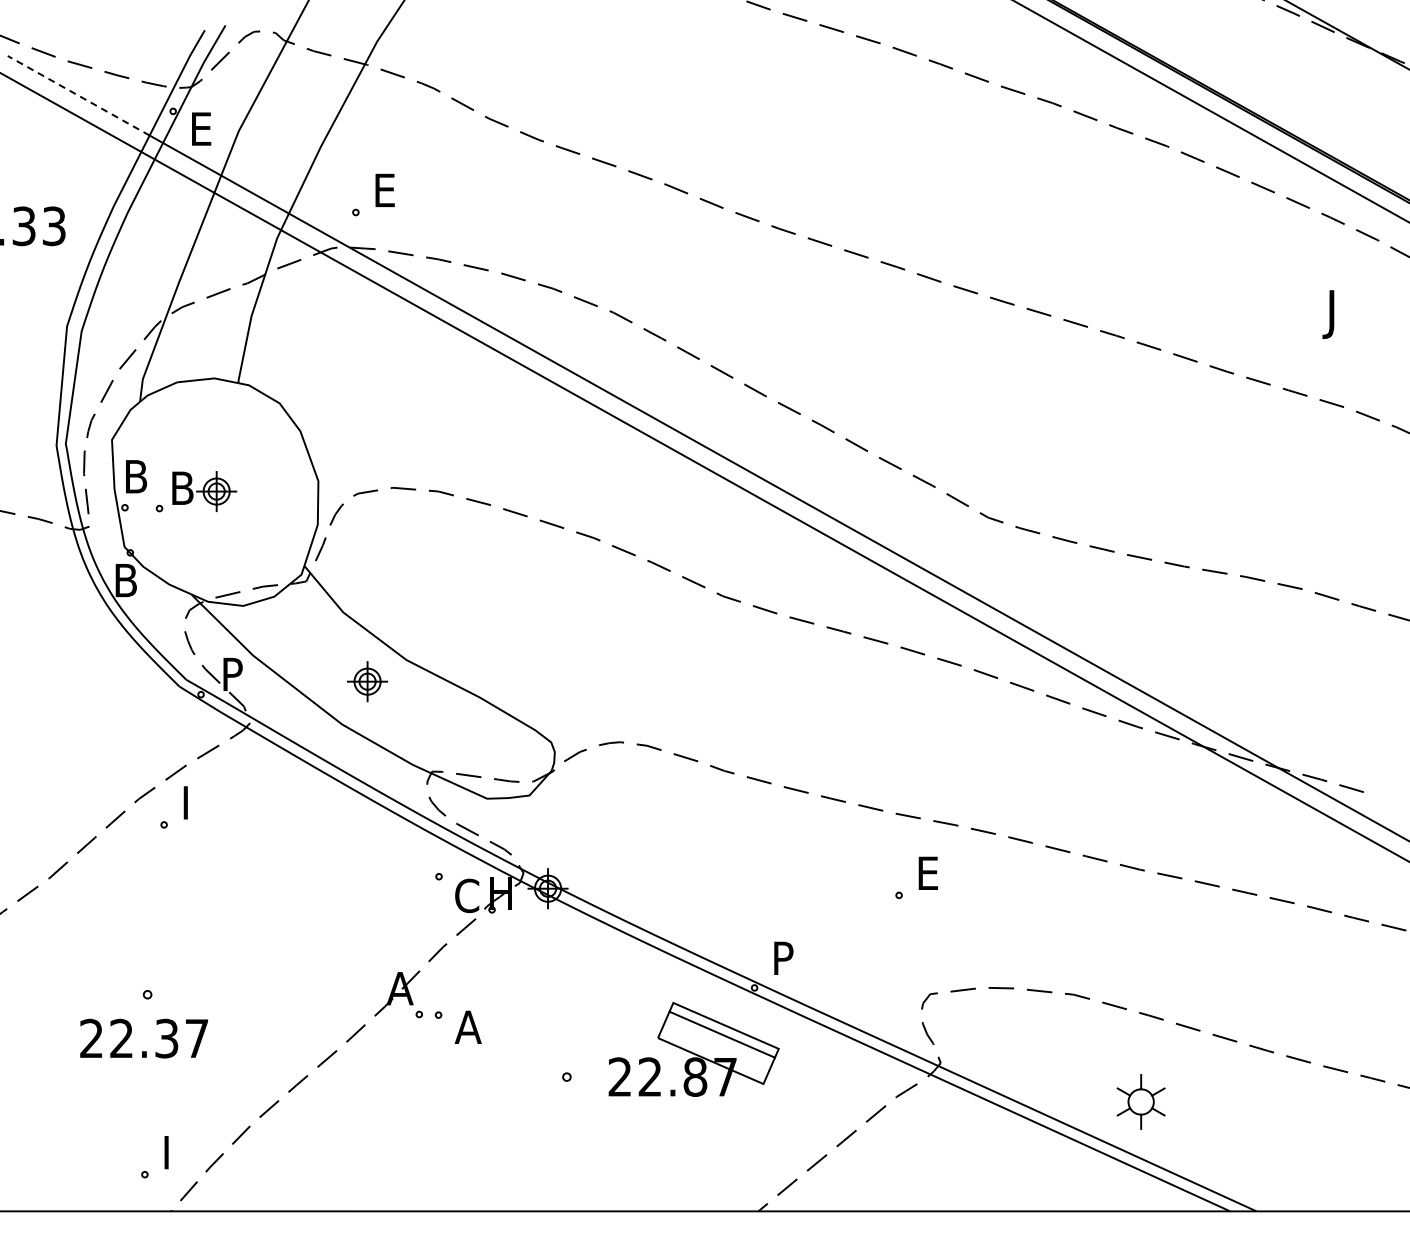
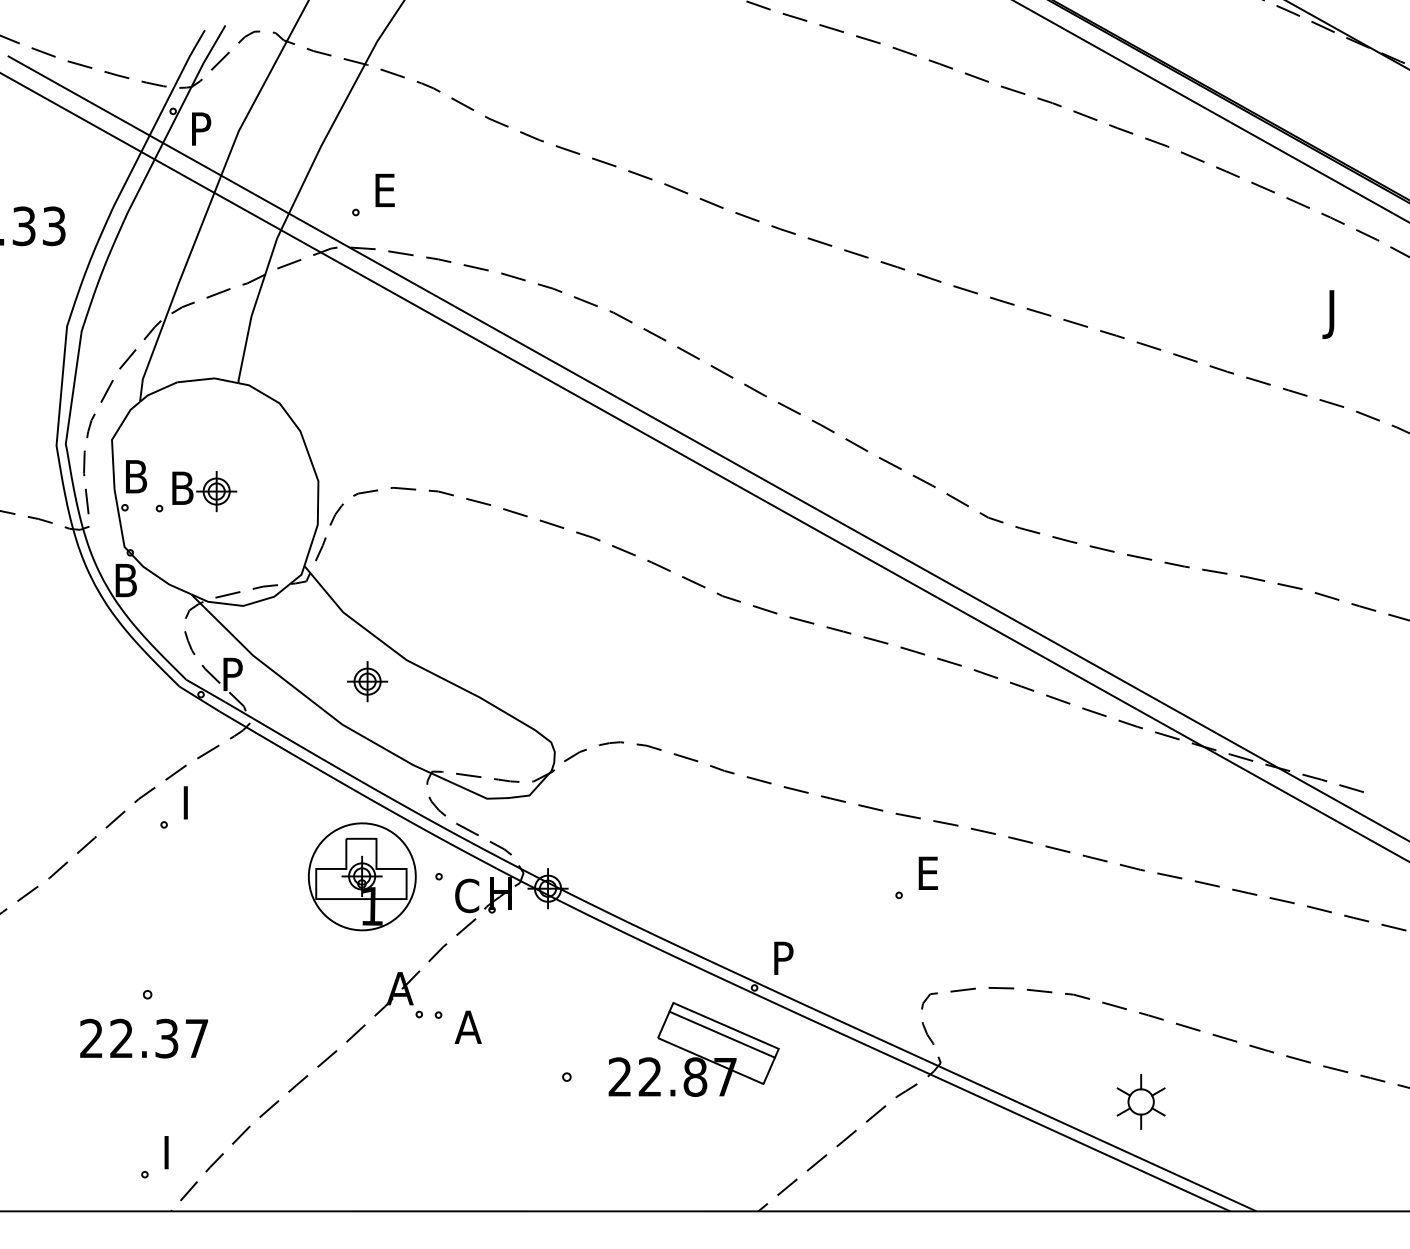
line: dashed -> solid (78, 95)
text: E -> P (203, 128)
part: none -> present (362, 876)
